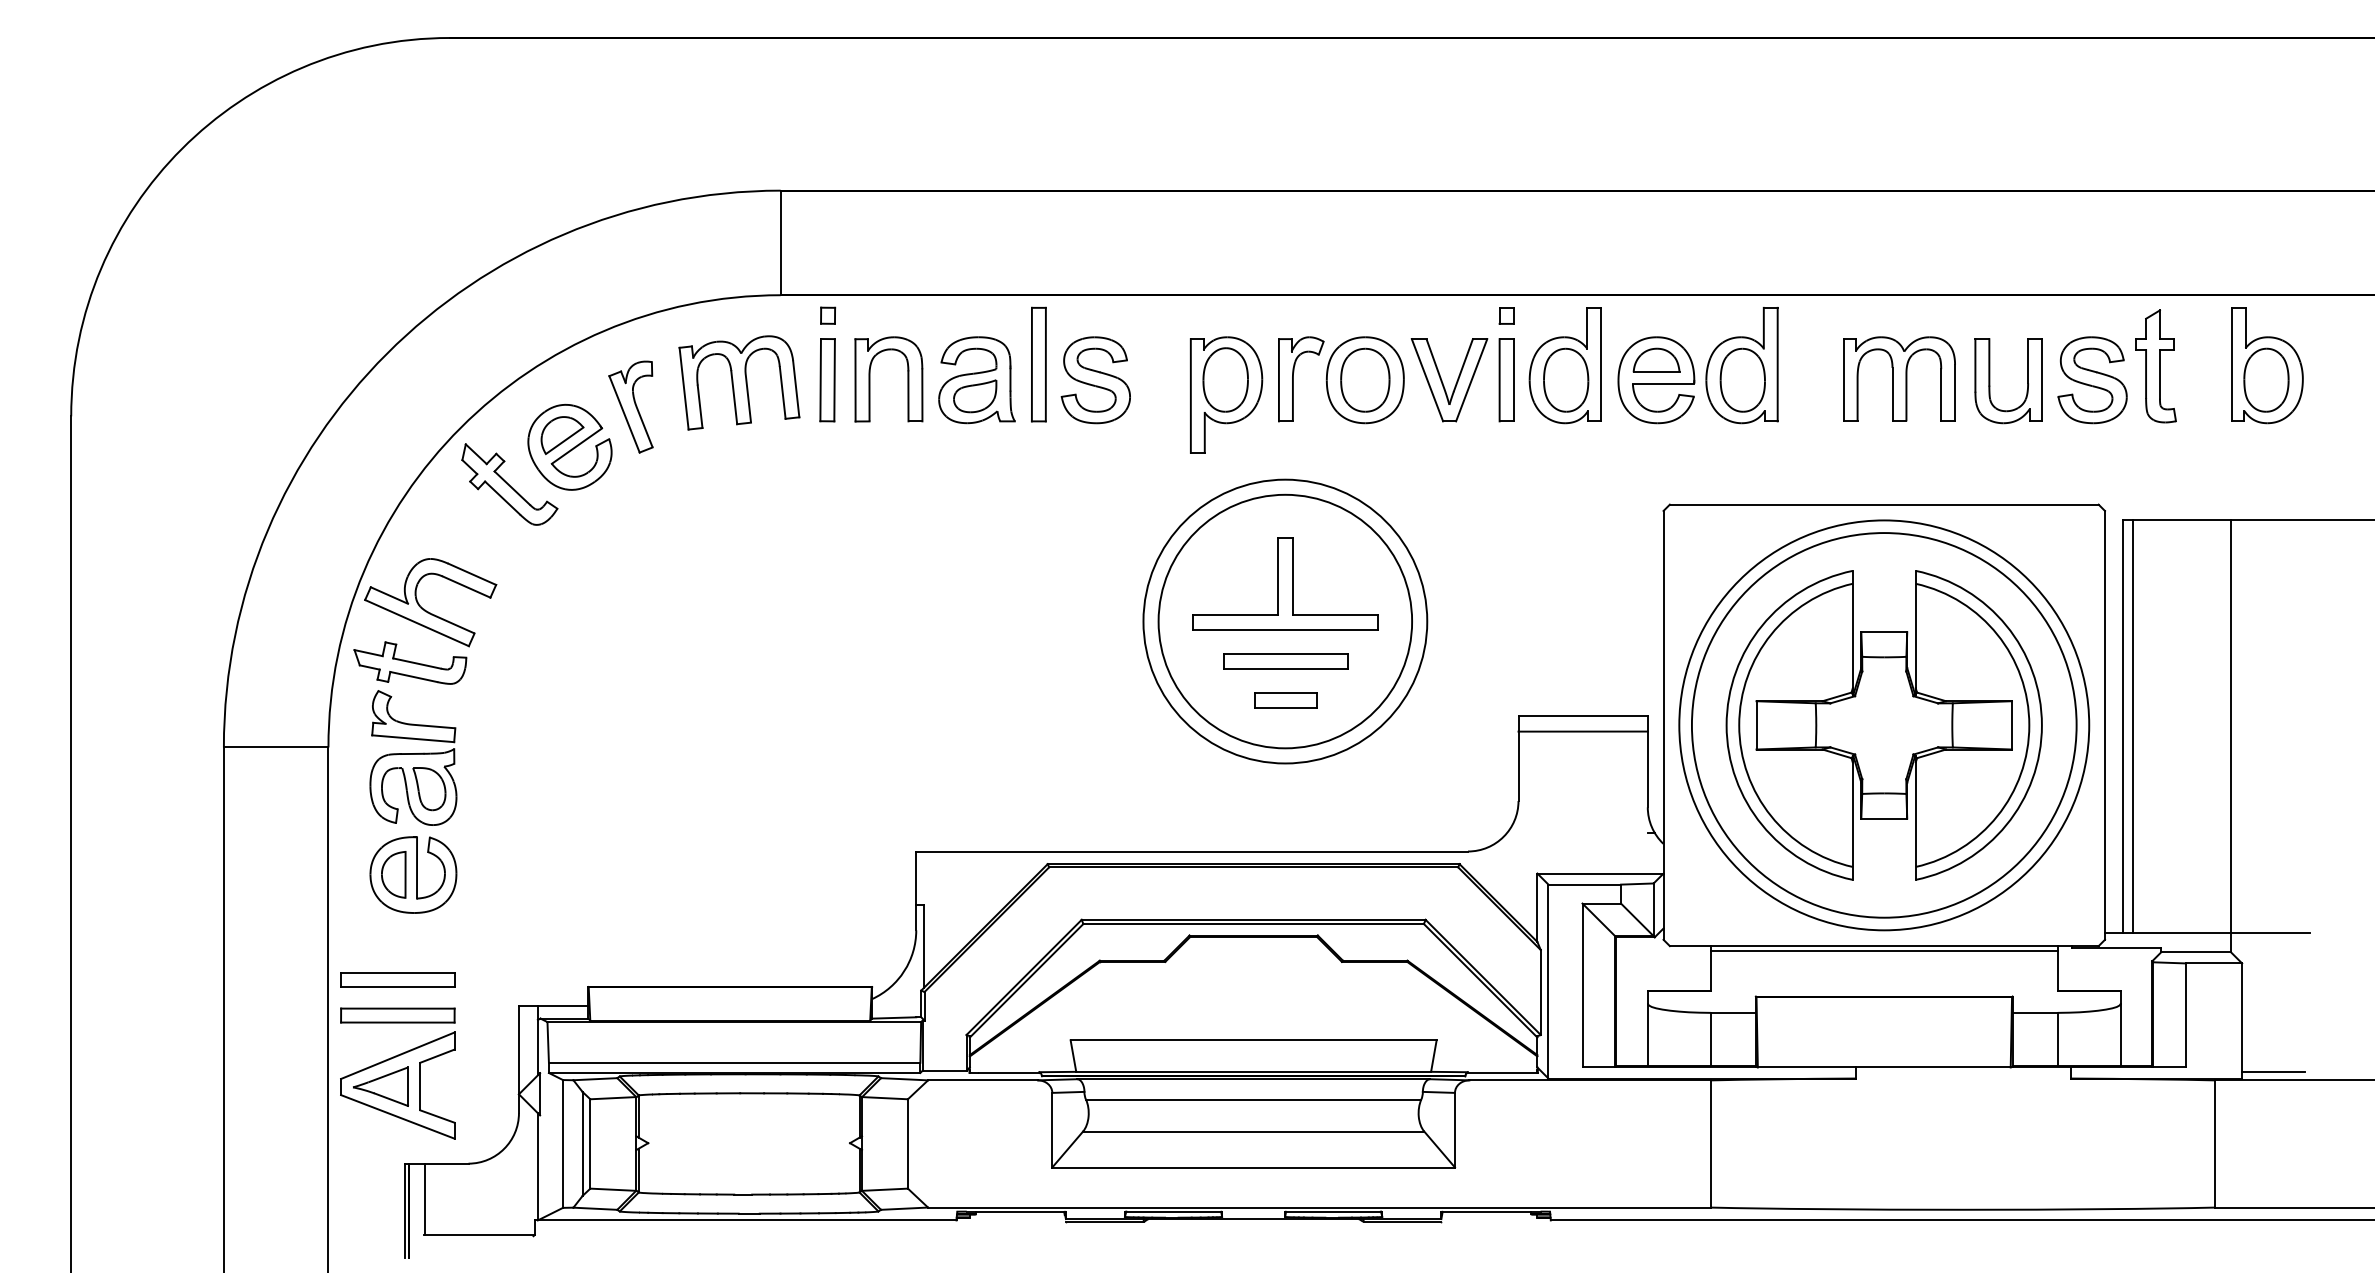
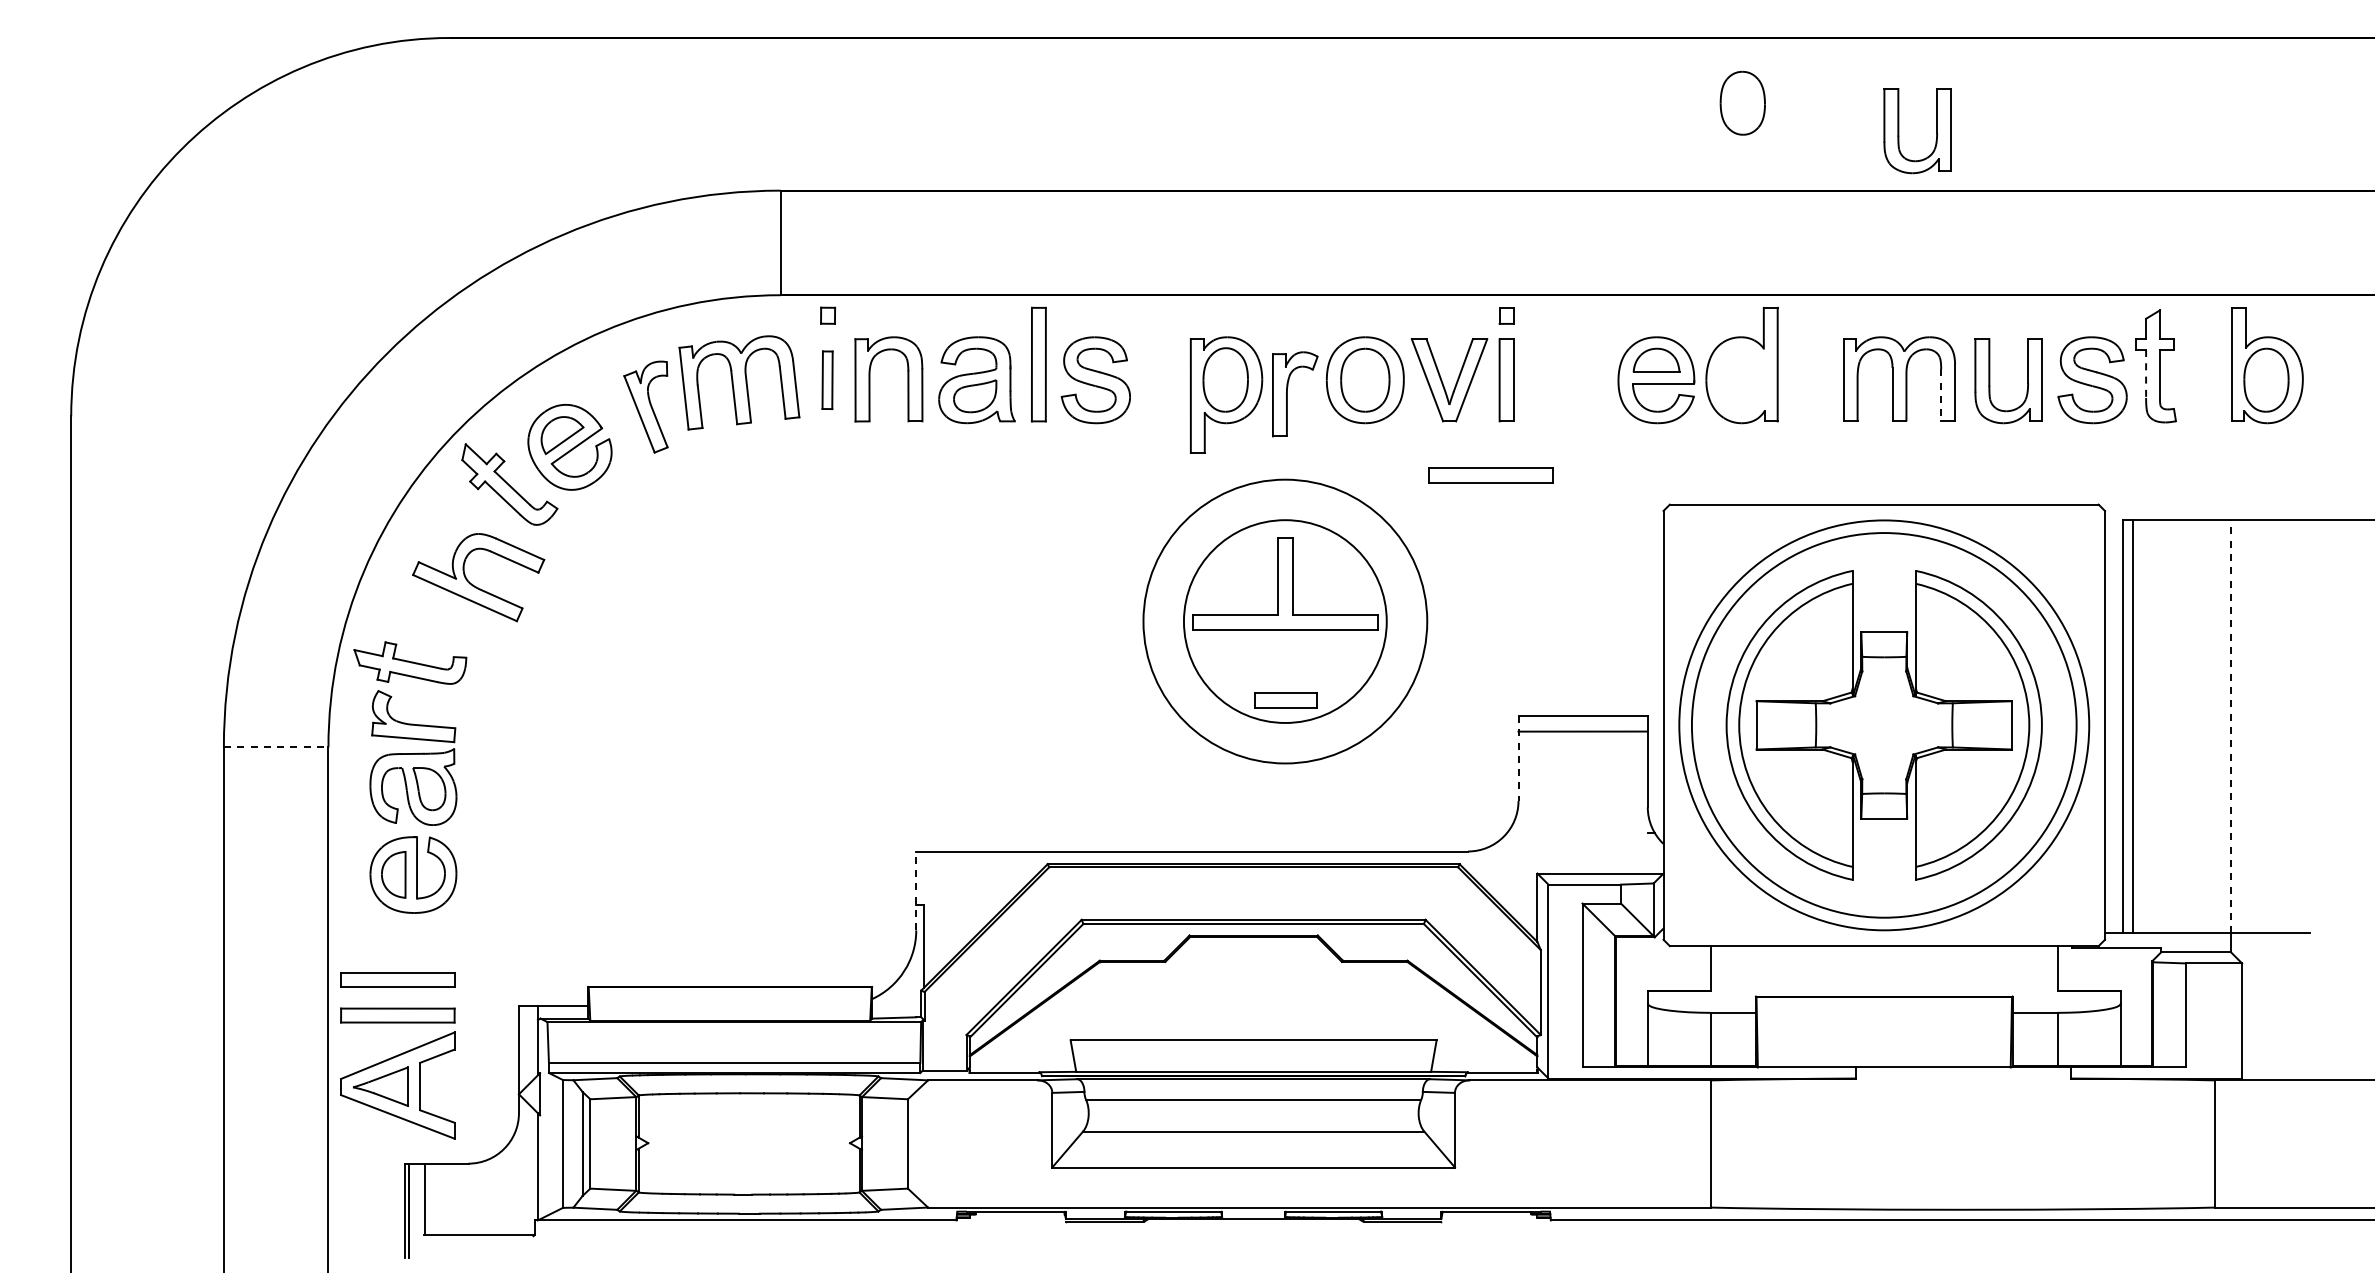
part: none -> present (1899, 131)
part: present -> none (1564, 365)
line: solid -> dashed (2146, 374)
part position: (1293, 379) -> (1287, 394) (1287, 394)
part position: (1742, 379) -> (1742, 102) (1742, 102)
part size: 17x85 px -> 13x60 px (827, 379)
line: solid -> dashed (1941, 395)
part position: (630, 406) -> (645, 406) (645, 406)
part position: (425, 609) -> (473, 584) (473, 584)
circle diameter: 254 px -> 203 px (1284, 621)
part position: (1285, 661) -> (1490, 475) (1490, 475)
line: solid -> dashed (2230, 726)
line: solid -> dashed (276, 747)
line: solid -> dashed (1518, 758)
line: solid -> dashed (916, 890)
line: present -> none (1883, 951)
line: present -> none (2273, 1071)
